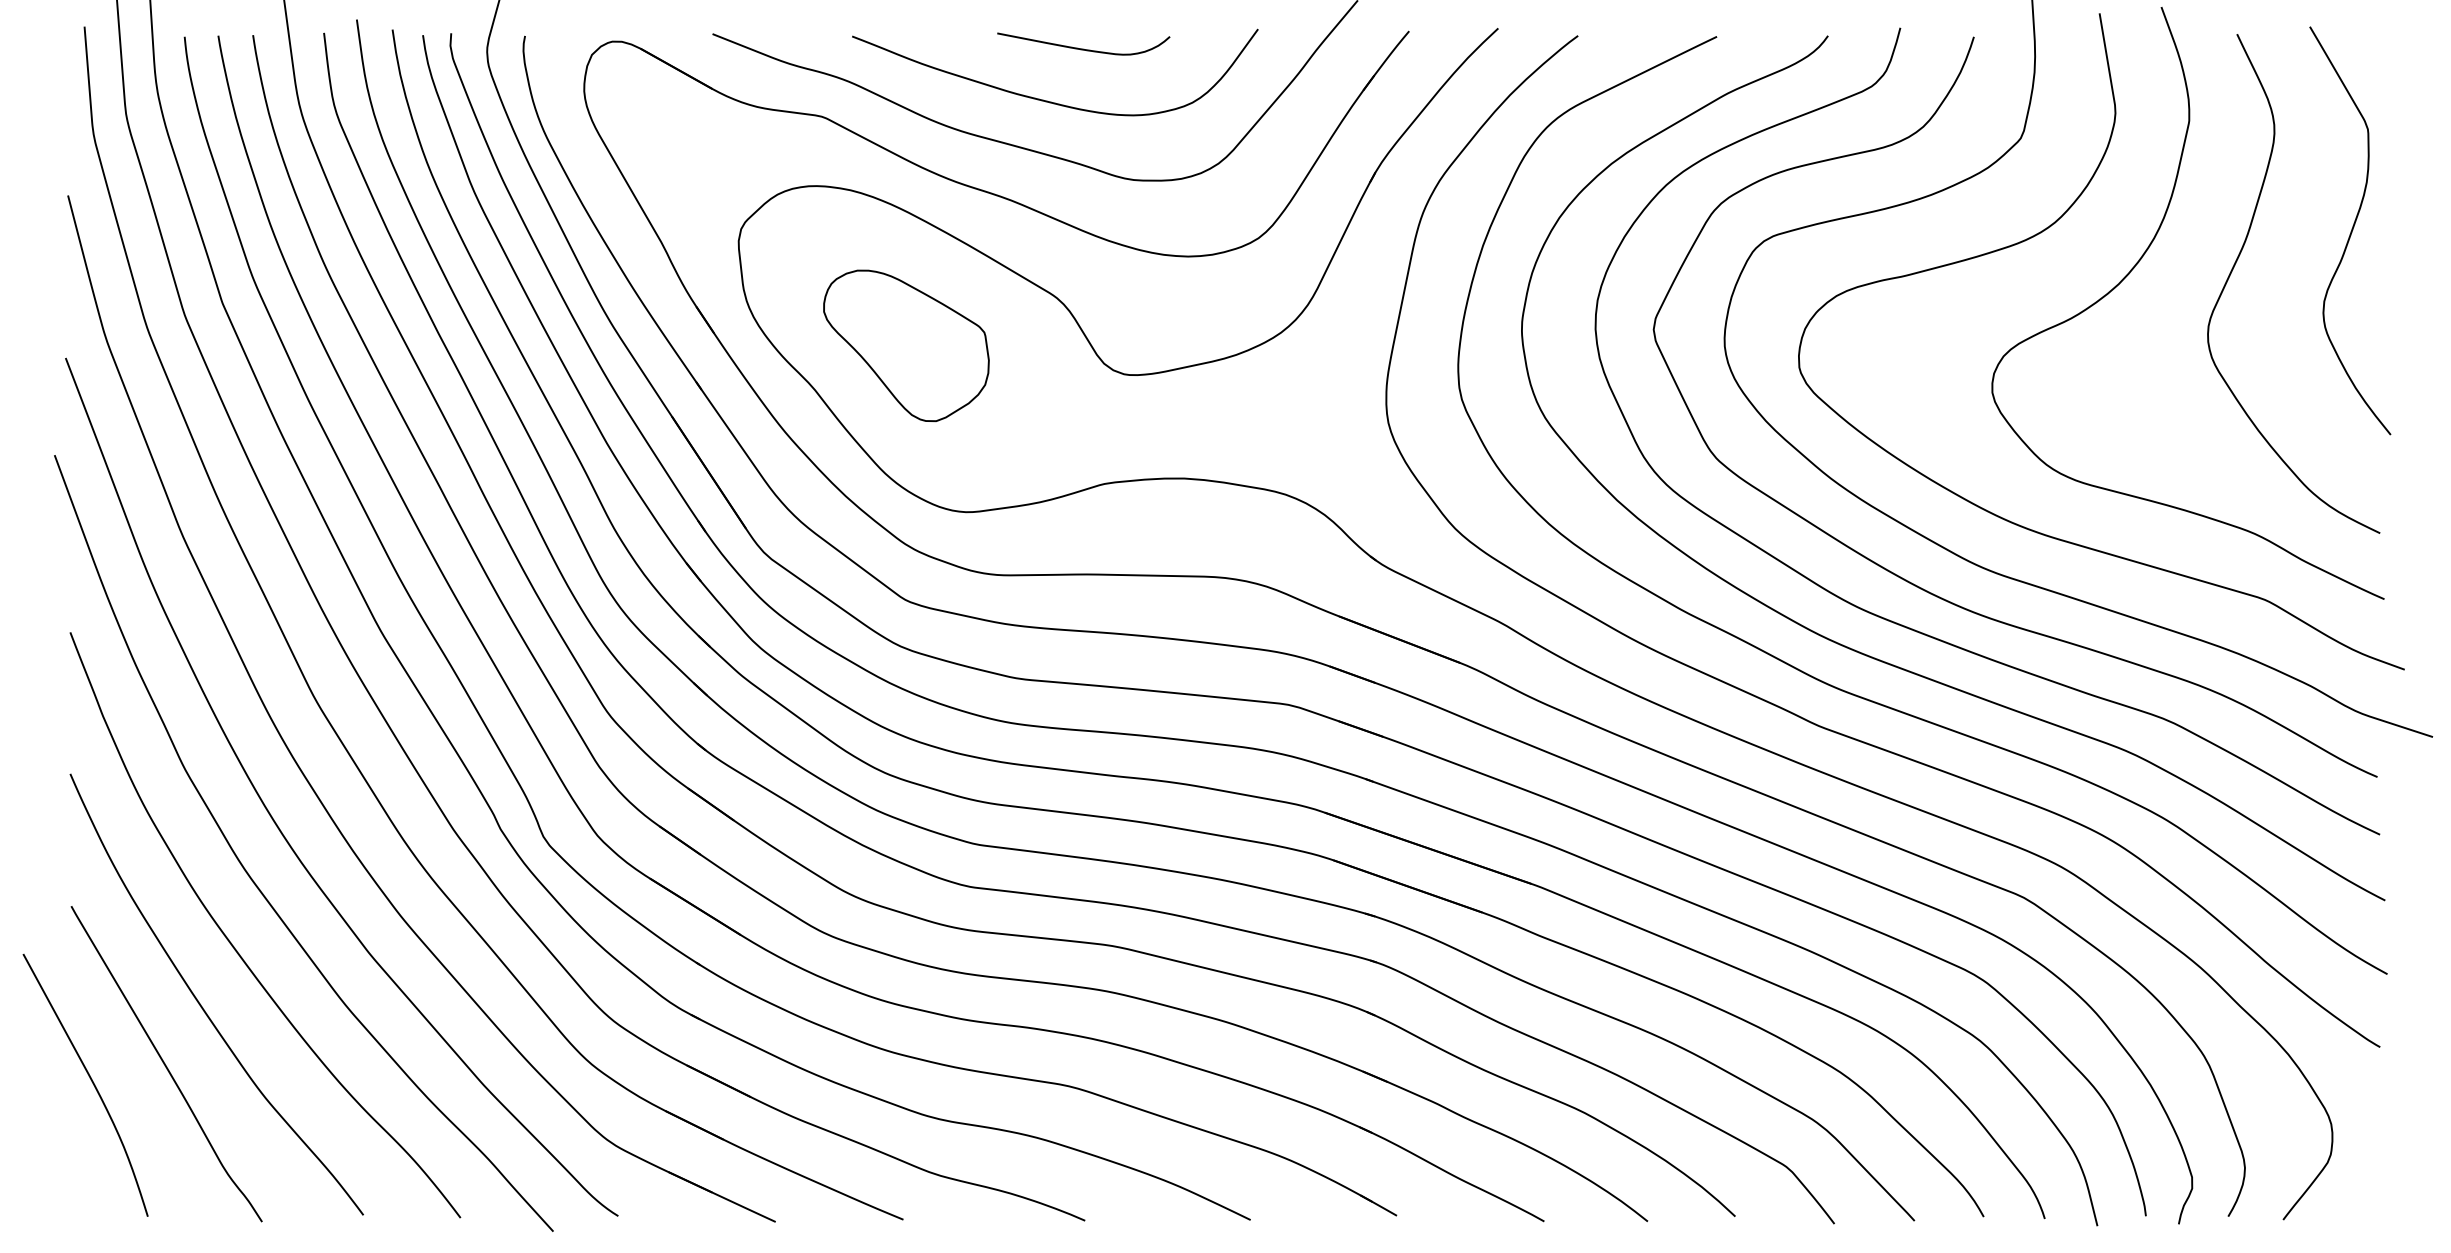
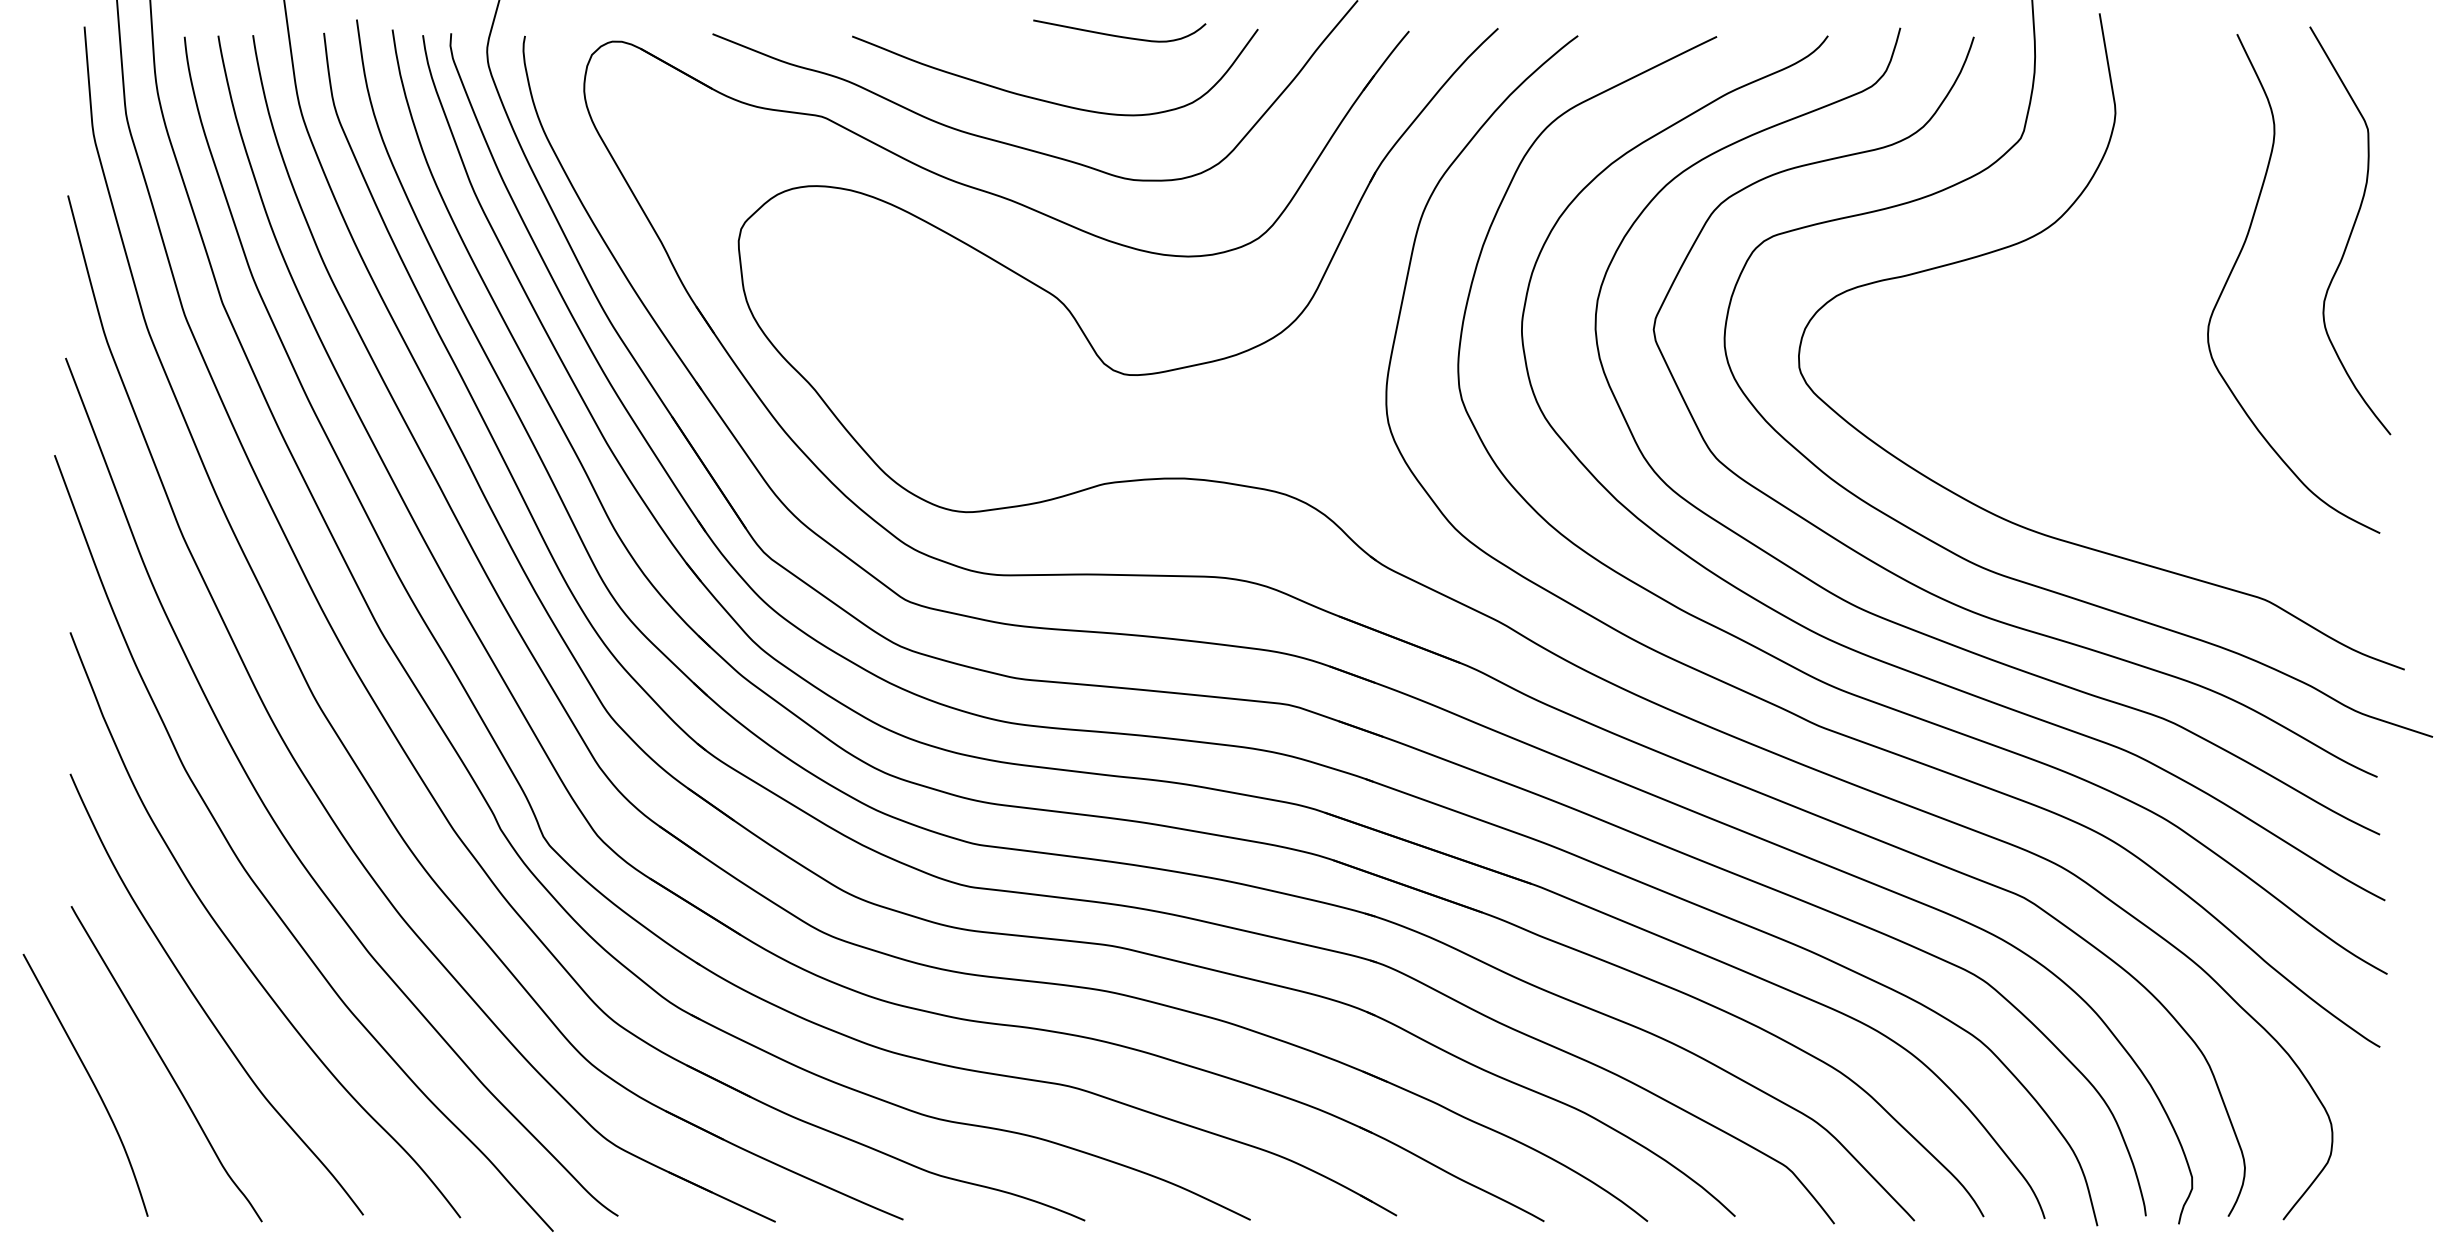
curve position: (1083, 48) -> (1119, 35) (1119, 35)
curve: present -> none (2139, 262)
part: present -> none (906, 345)
